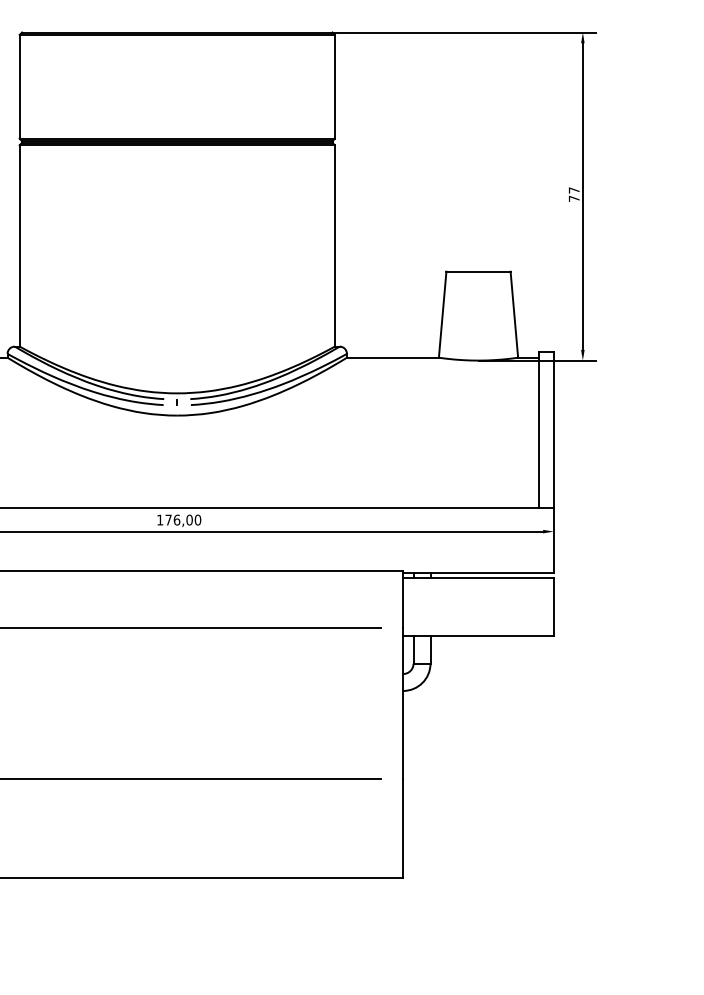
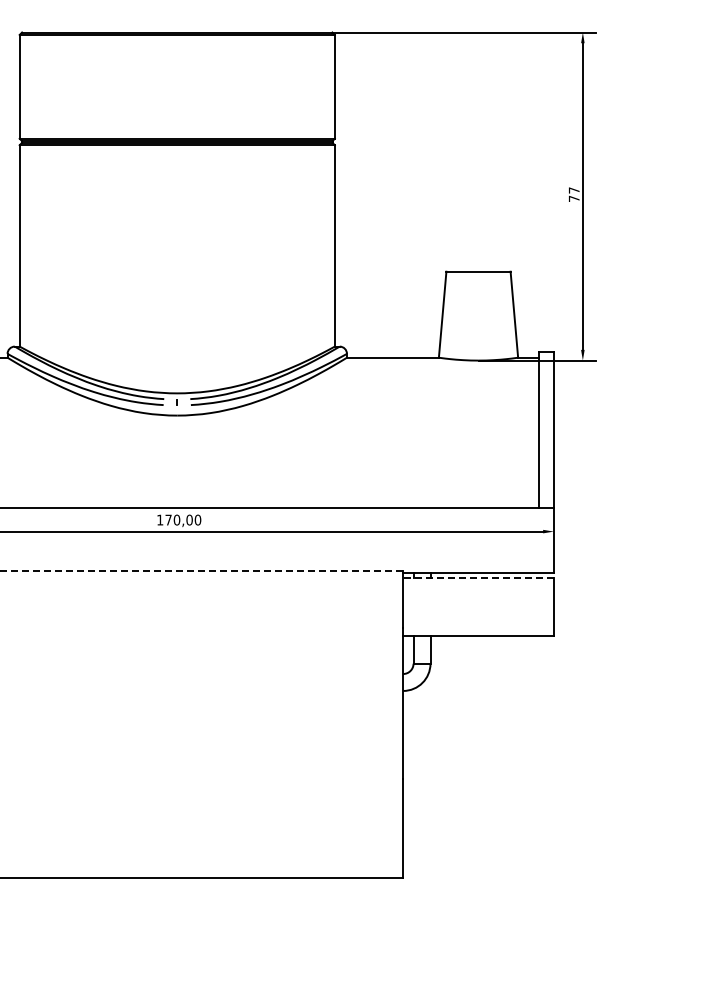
text: 176,00 -> 170,00 (177, 519)
line: solid -> dashed (201, 571)
line: solid -> dashed (478, 578)
line: present -> none (191, 628)
line: present -> none (191, 778)
